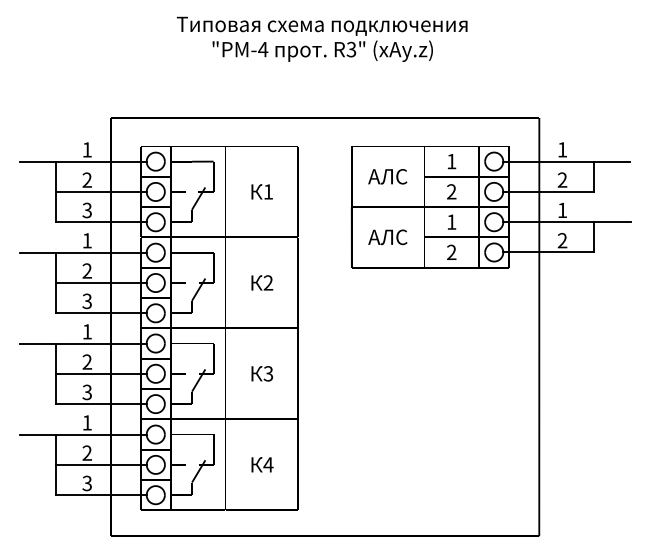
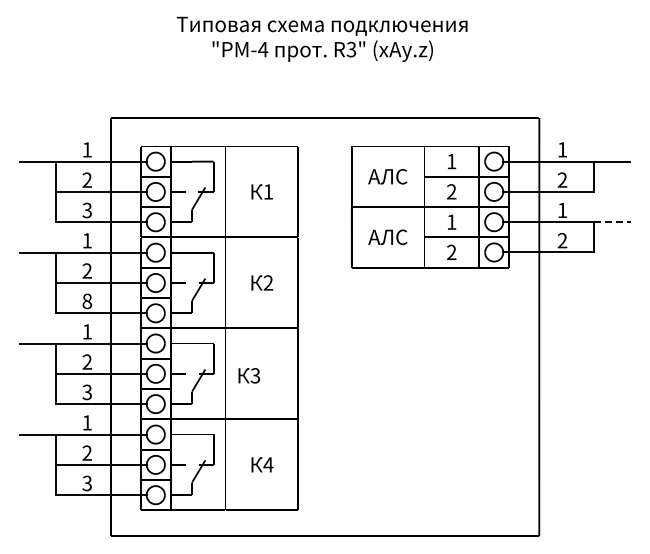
line: solid -> dashed (612, 222)
text: 3 -> 8 (87, 300)
text position: (262, 373) -> (249, 375) (249, 375)
